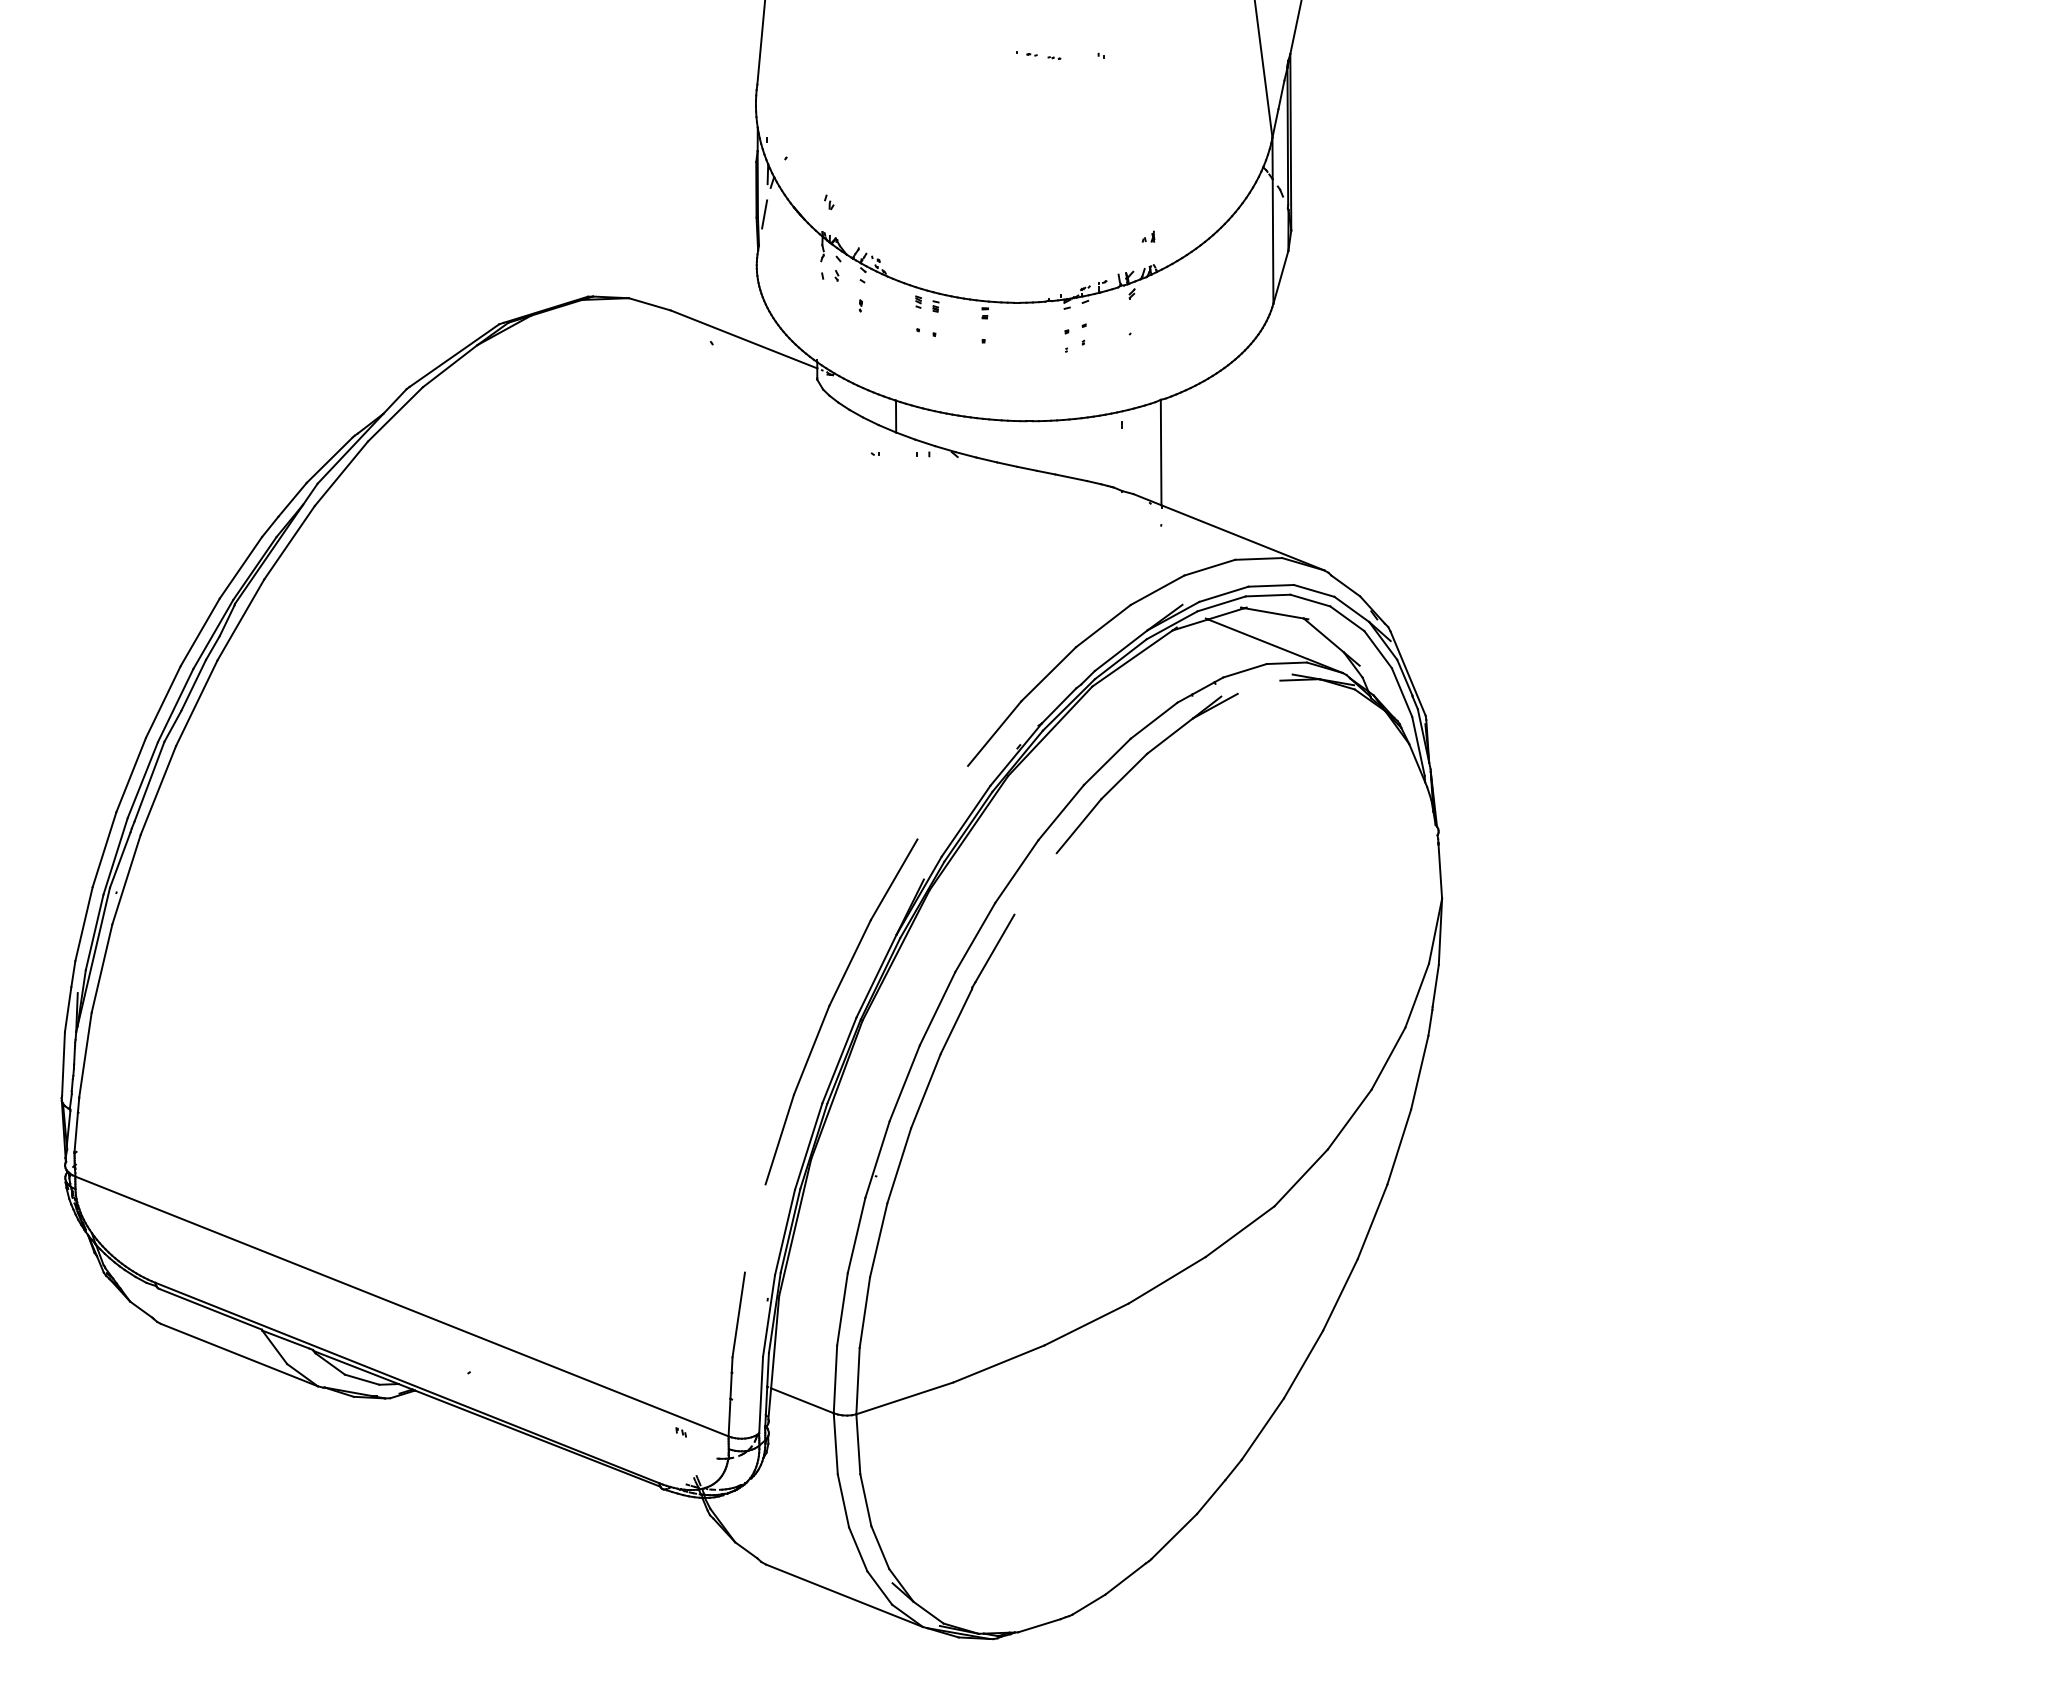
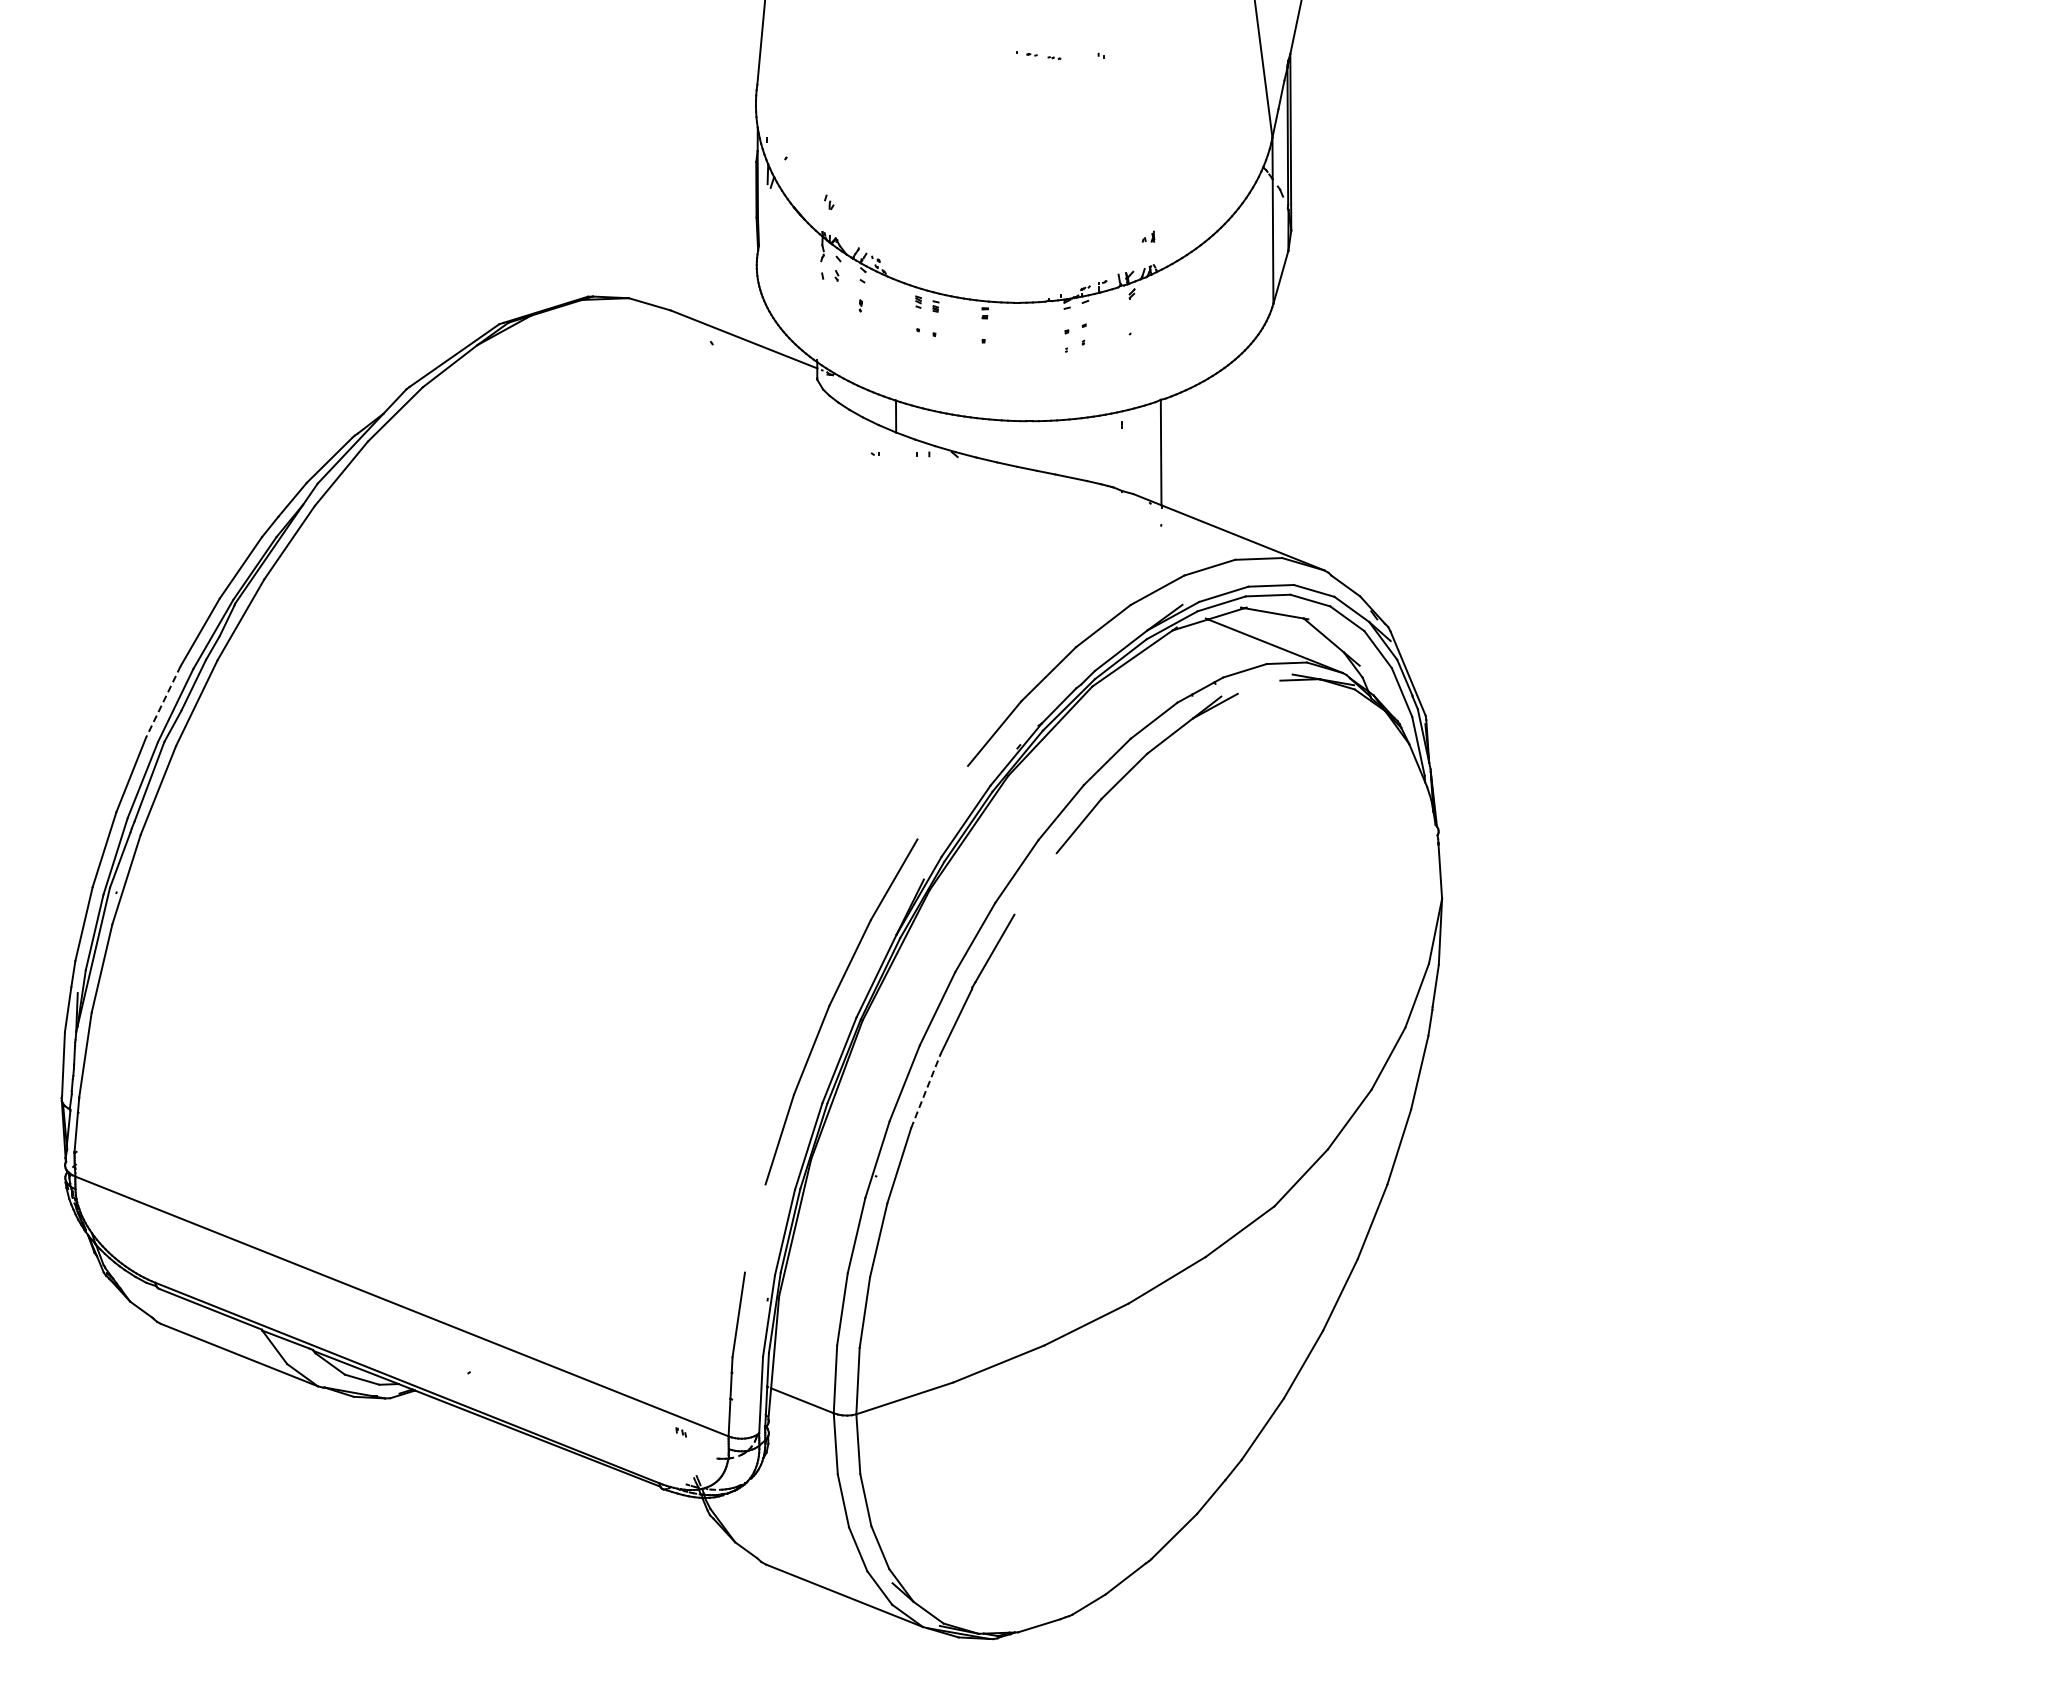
line: present -> none (764, 214)
line: solid -> dashed (163, 702)
line: solid -> dashed (925, 1091)
